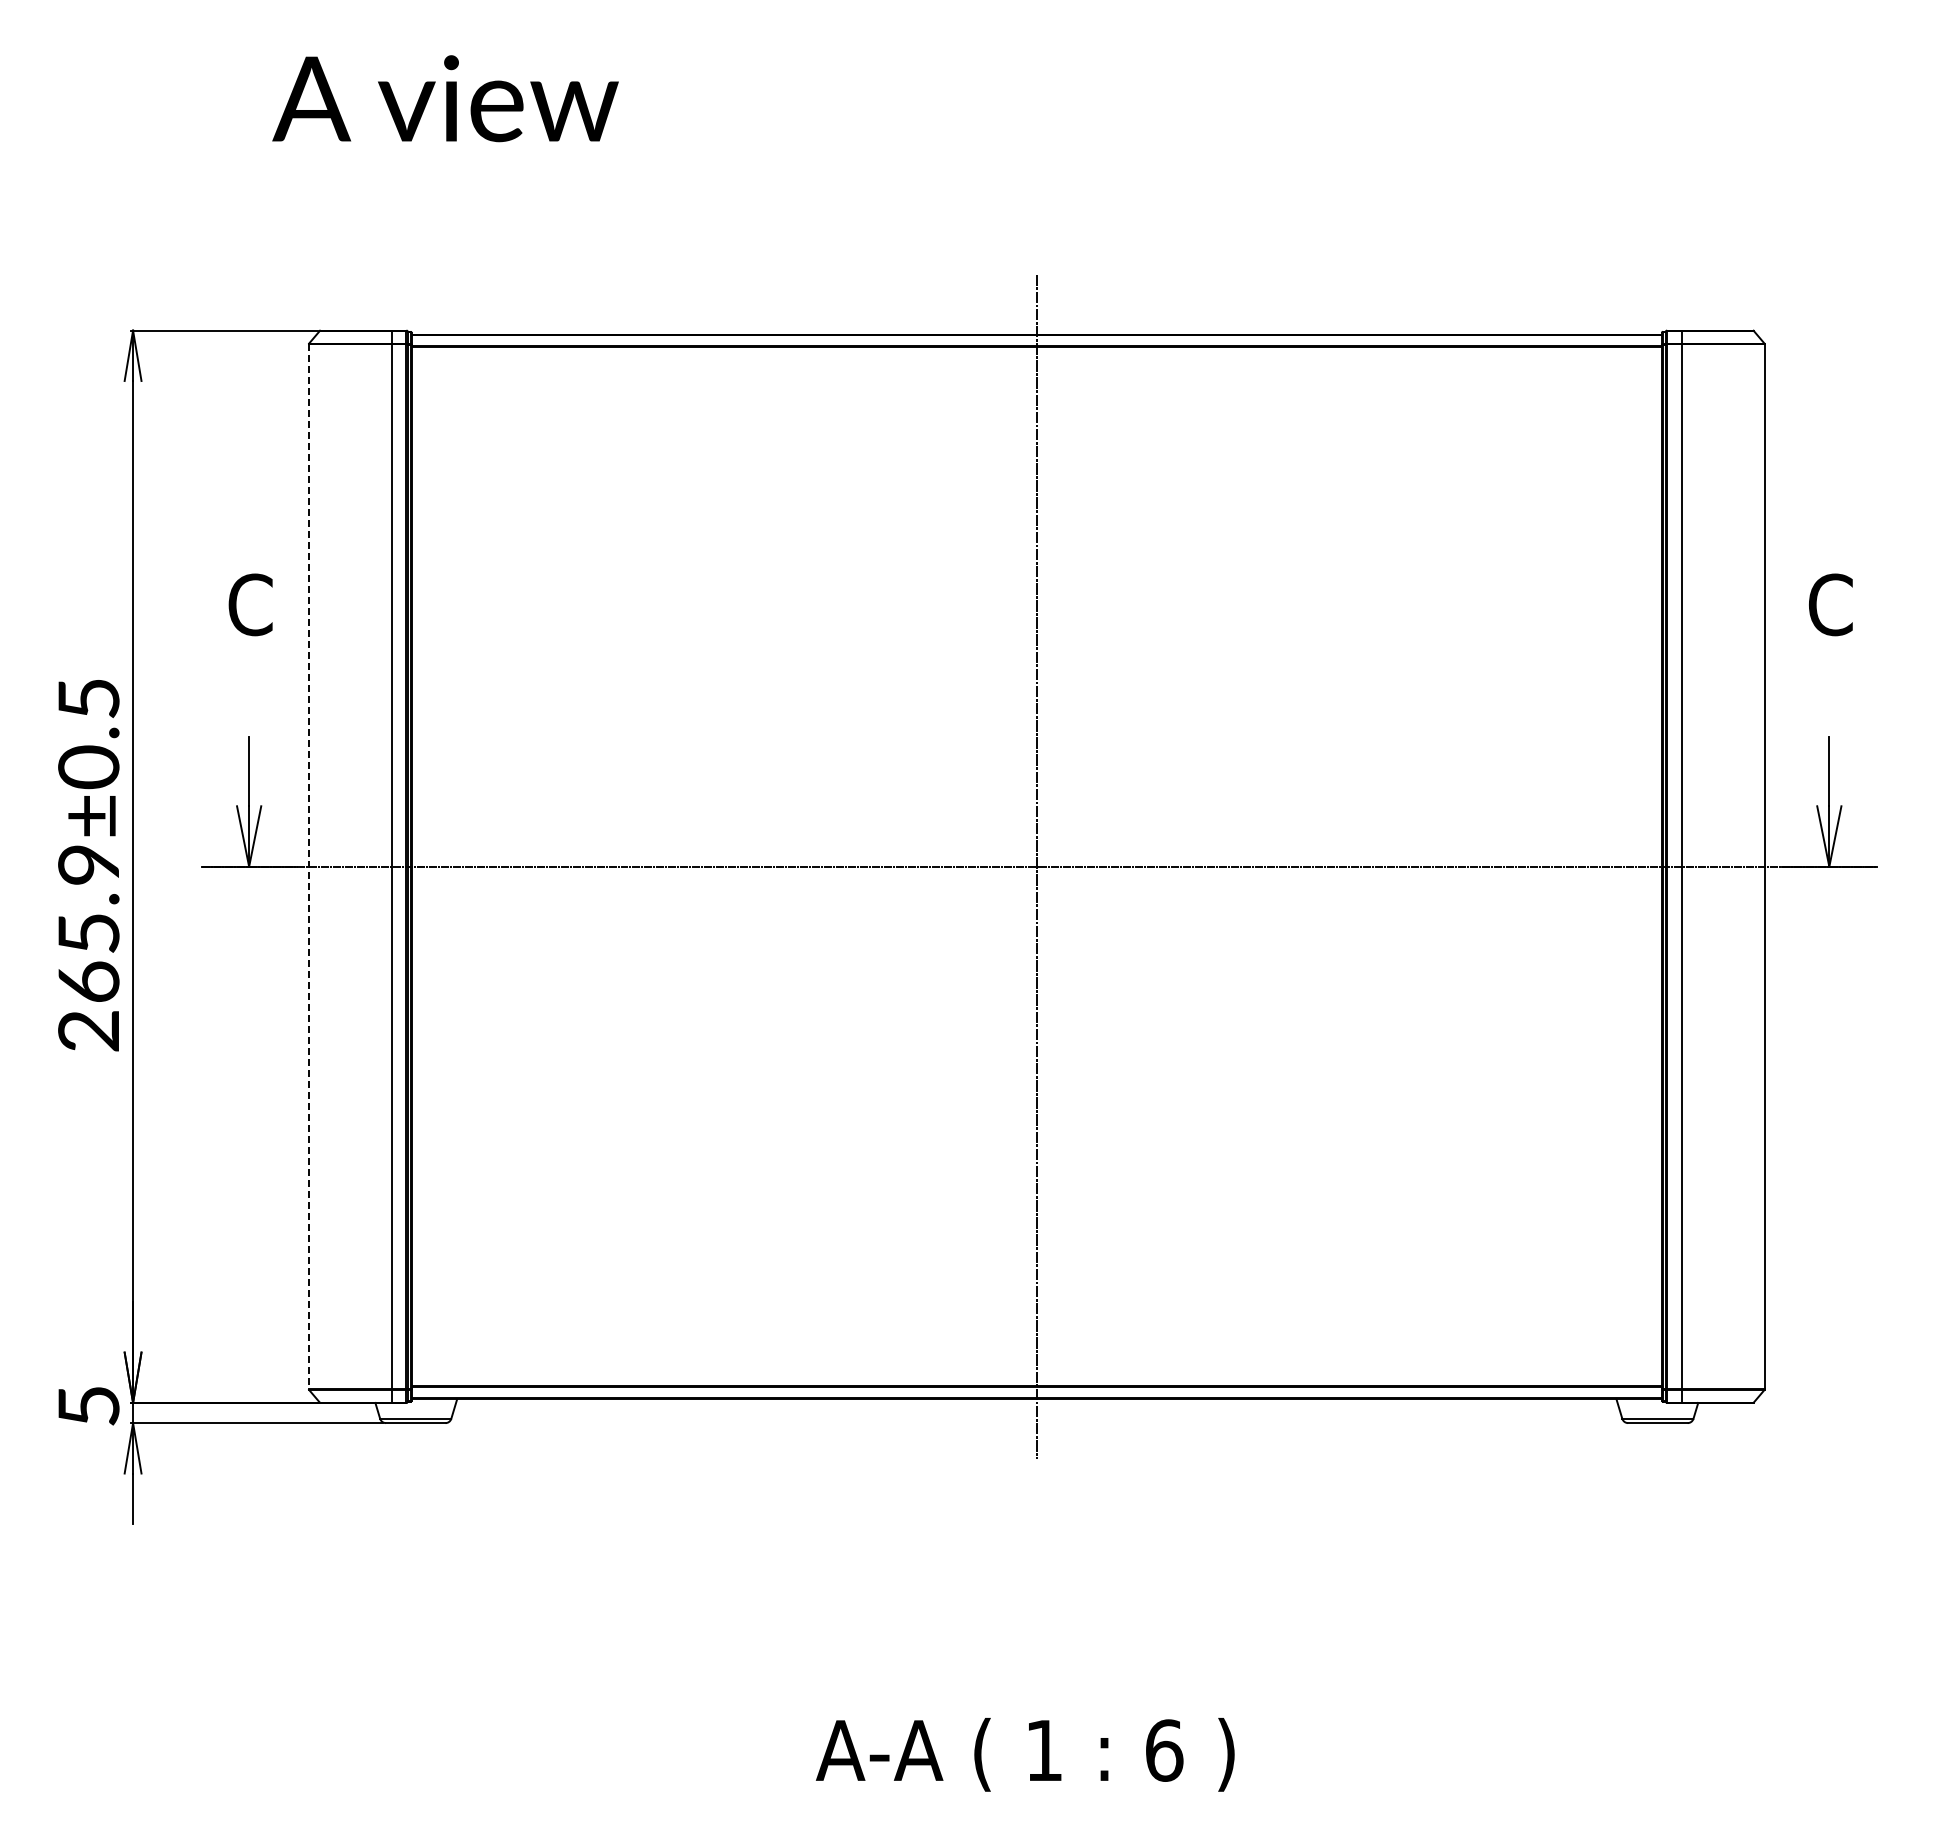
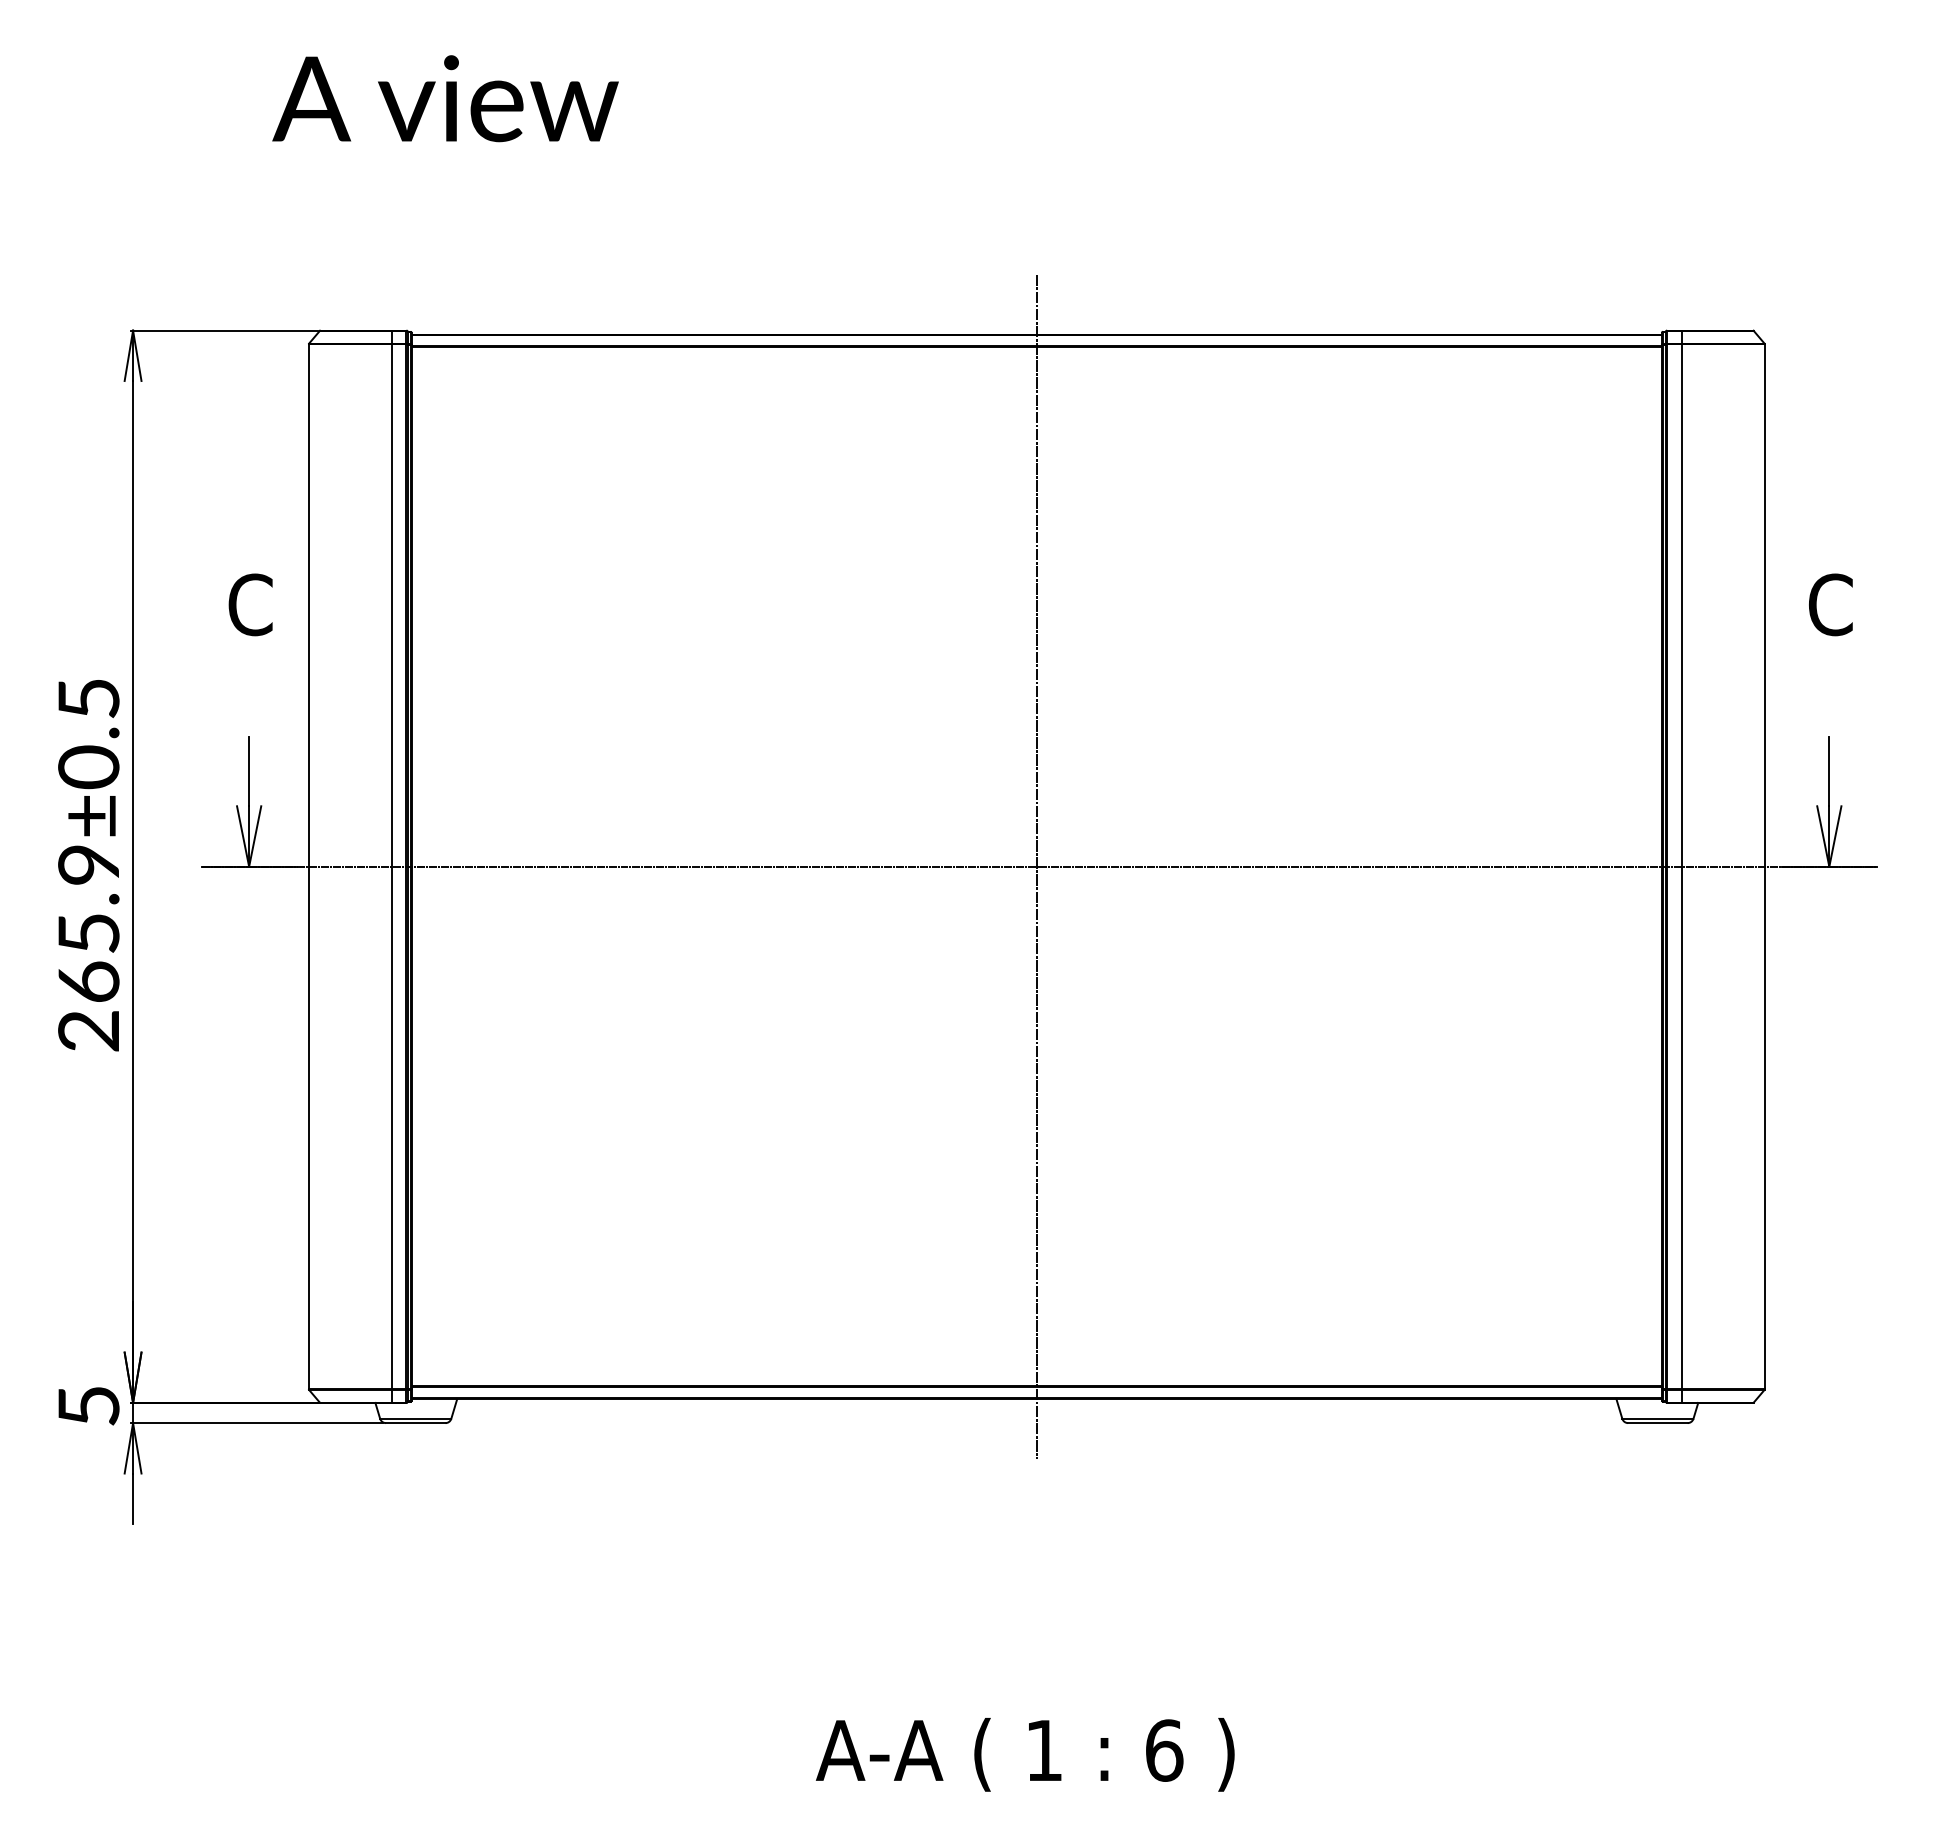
line: dashed -> solid (308, 867)
